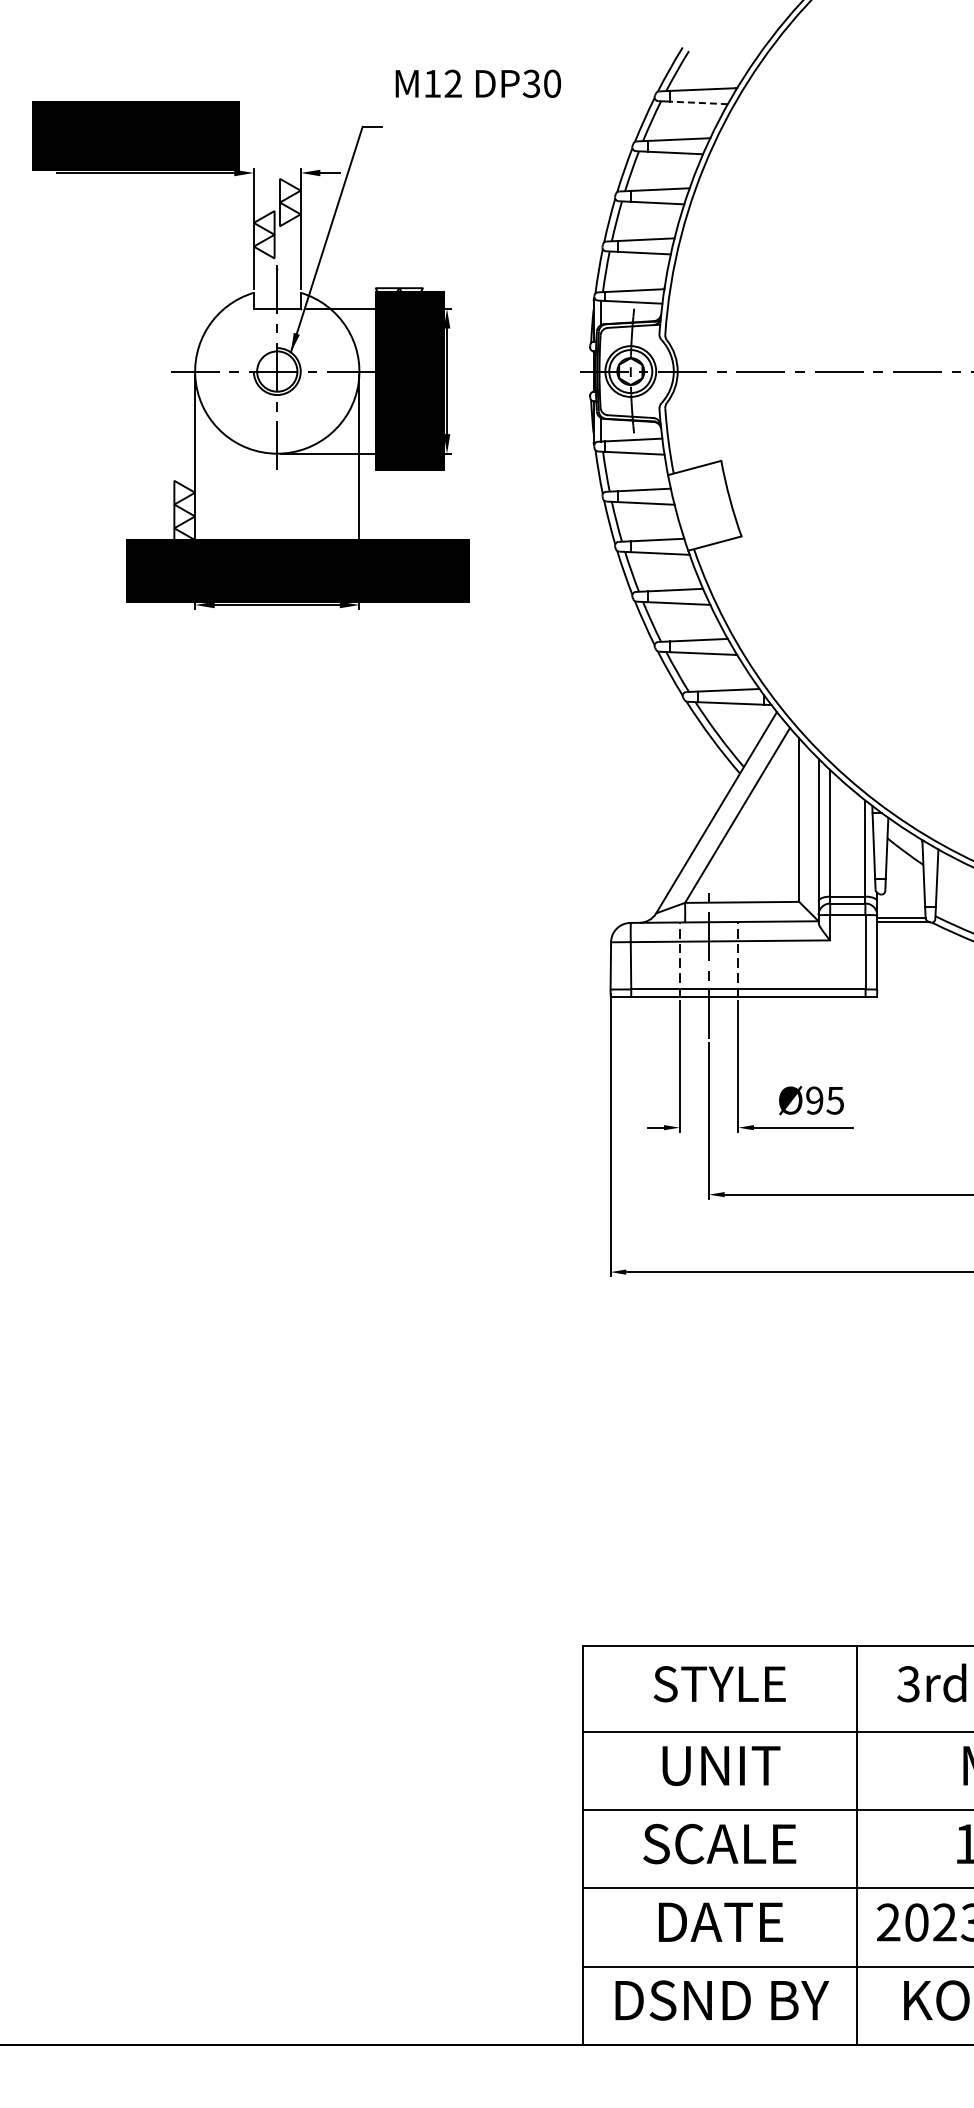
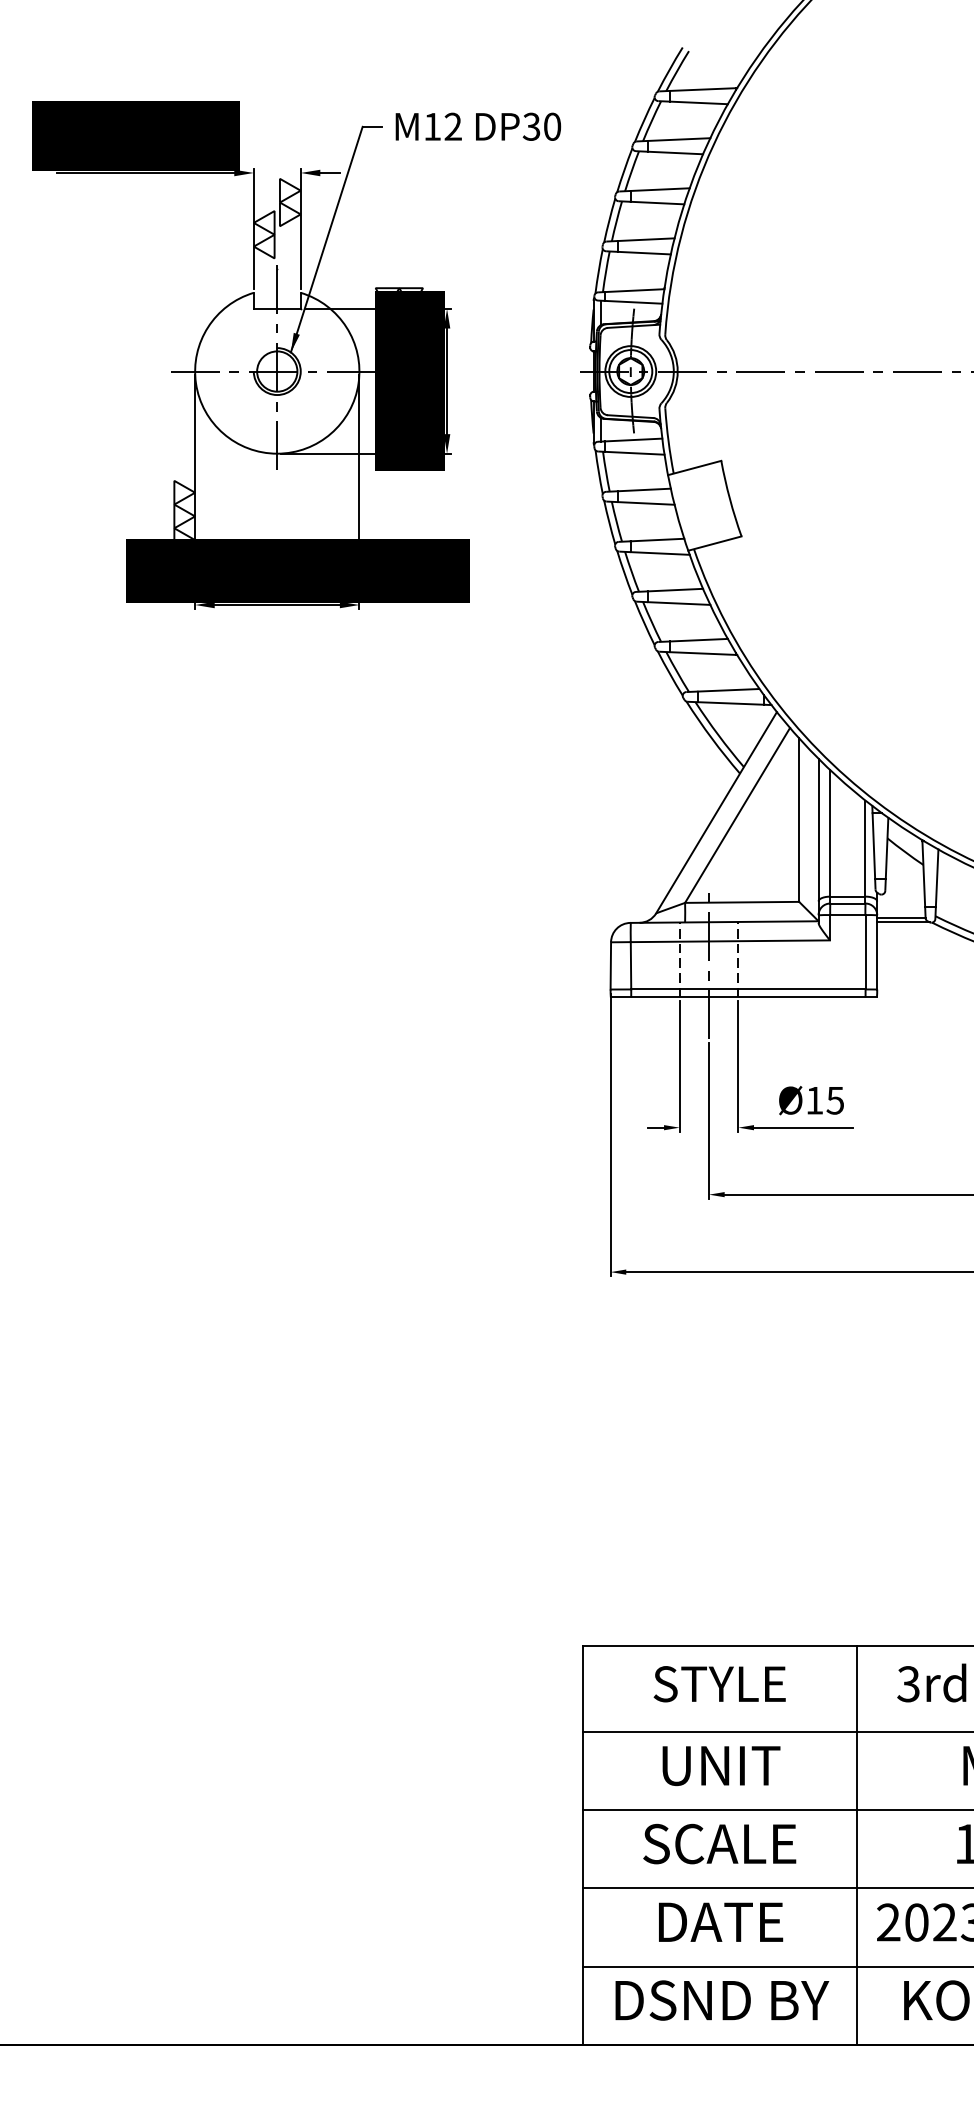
text position: (478, 83) -> (478, 126) (478, 126)
line: dashed -> solid (699, 102)
text: 95 -> 15 (814, 1100)
